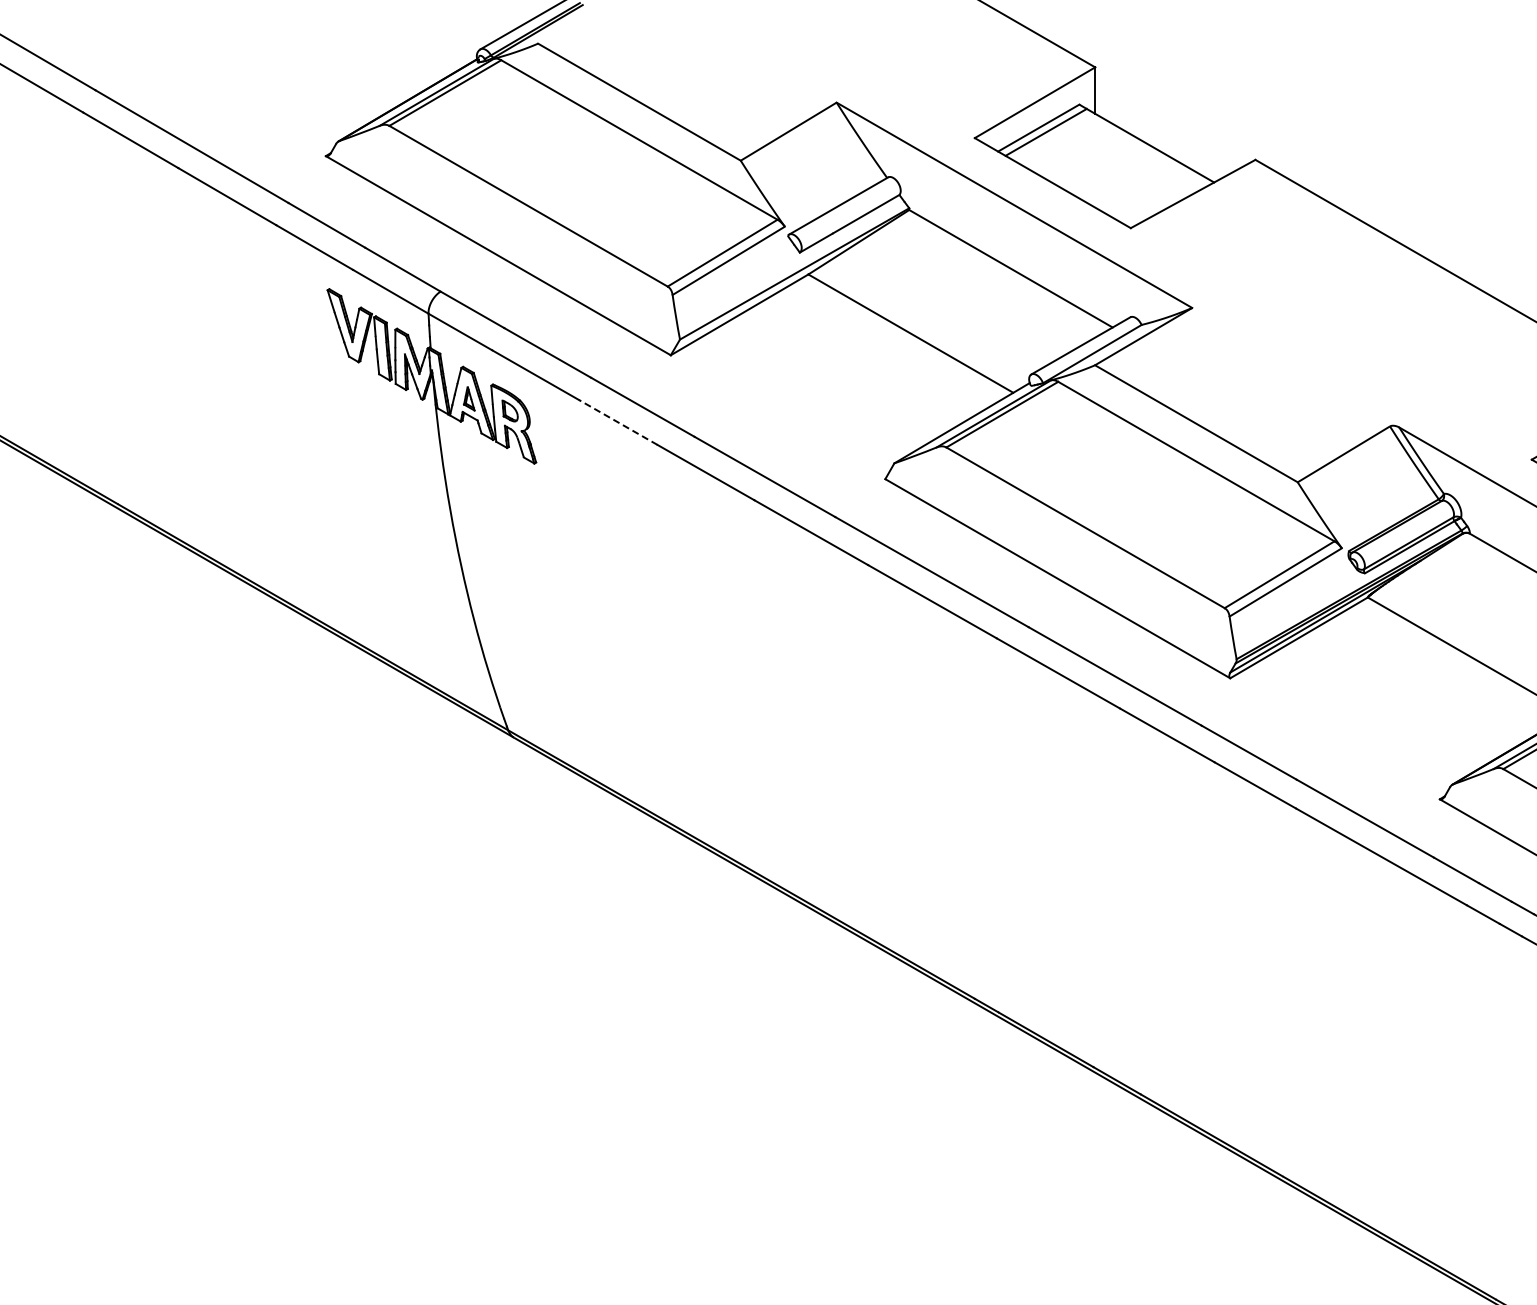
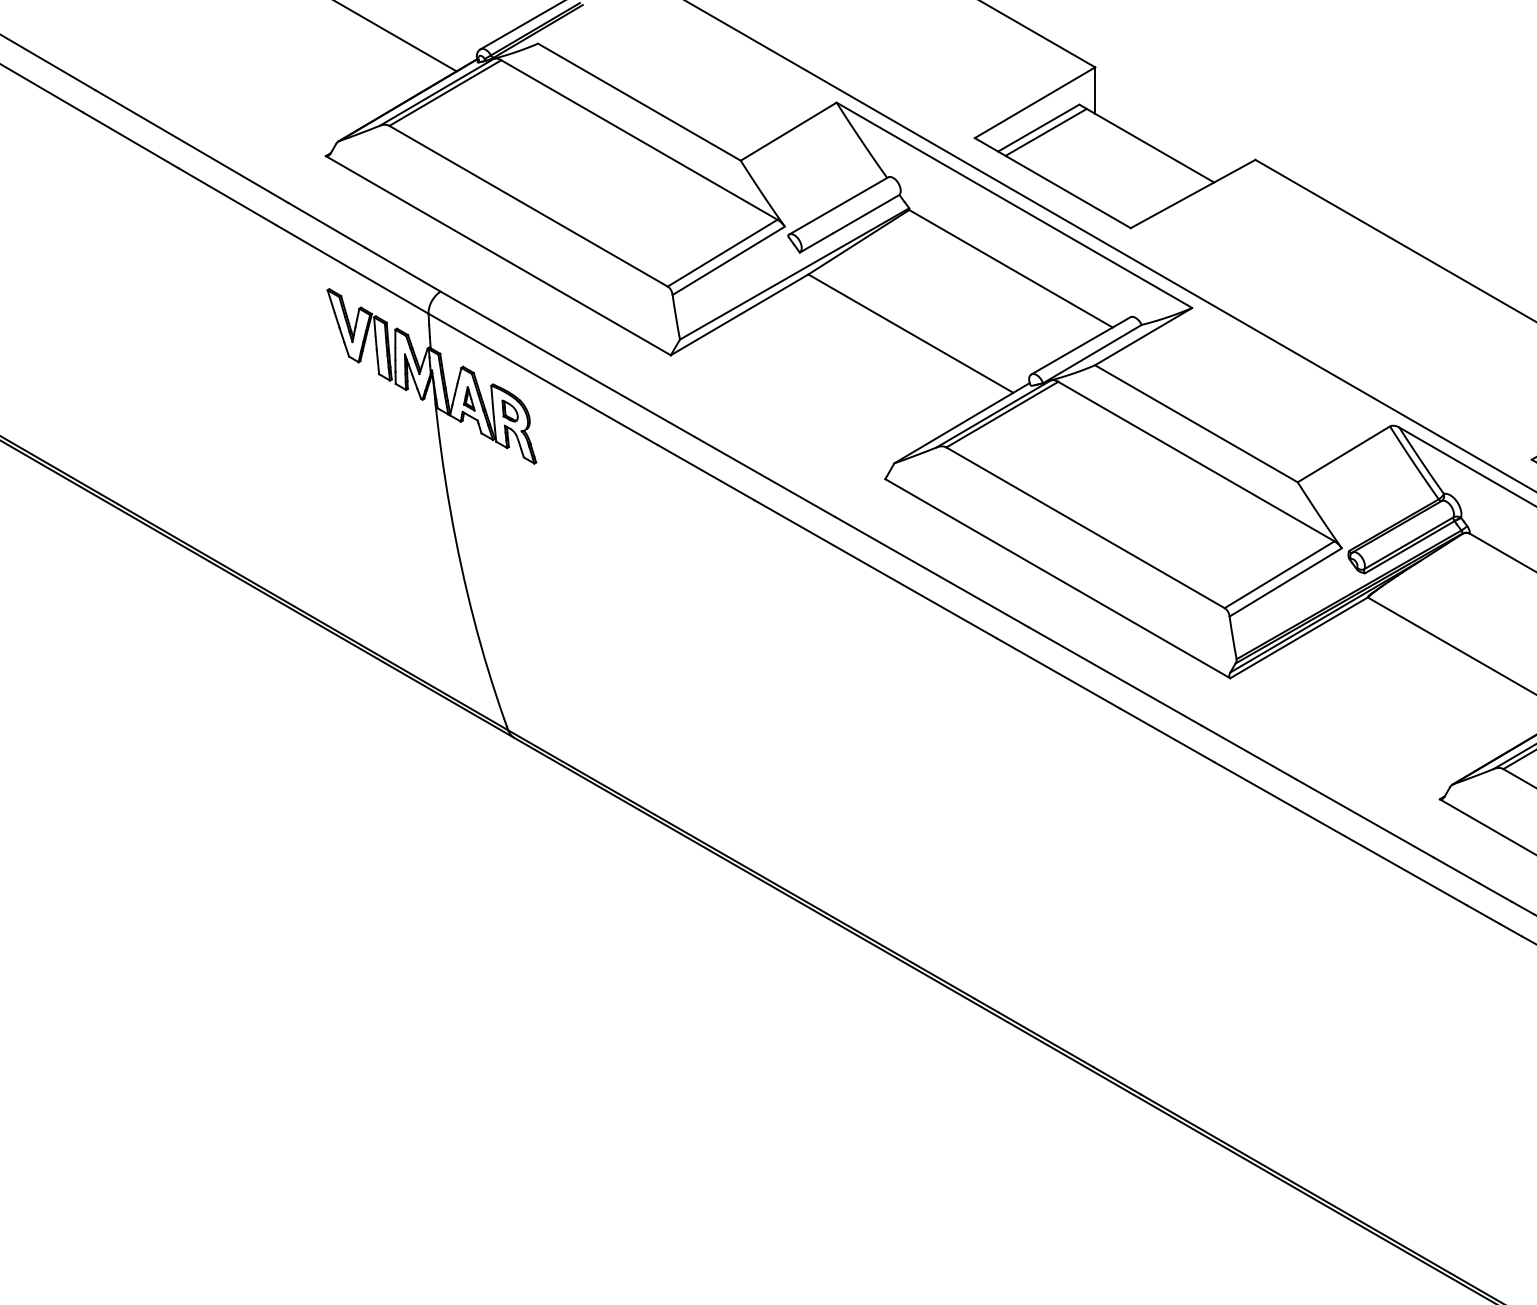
line: none -> present (396, 36)
line: none -> present (1110, 246)
line: dashed -> solid (617, 422)
